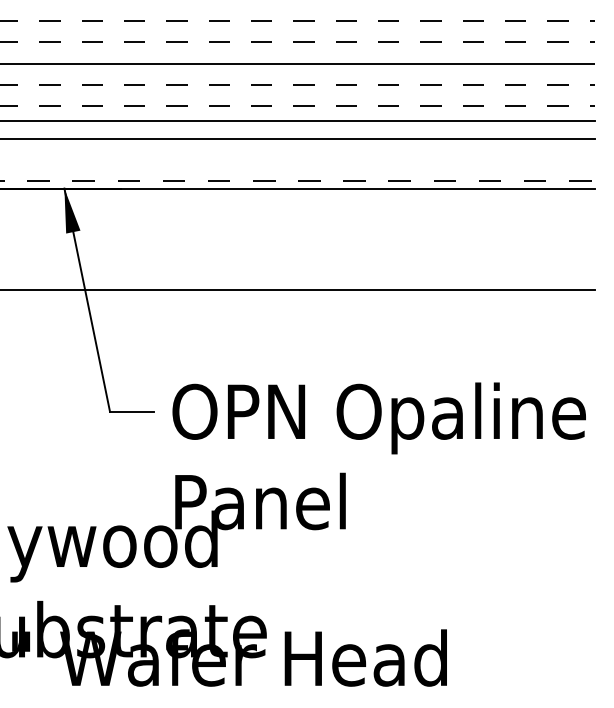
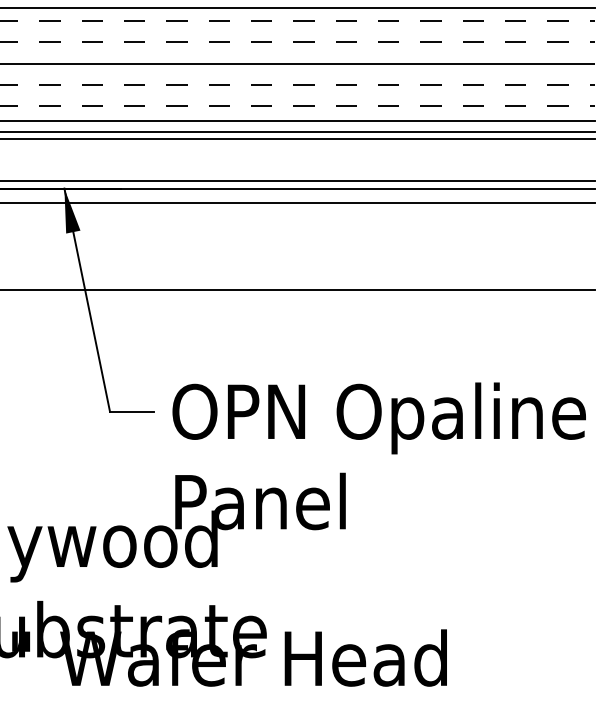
line: none -> present (298, 7)
line: none -> present (298, 132)
line: dashed -> solid (298, 181)
line: none -> present (298, 202)
